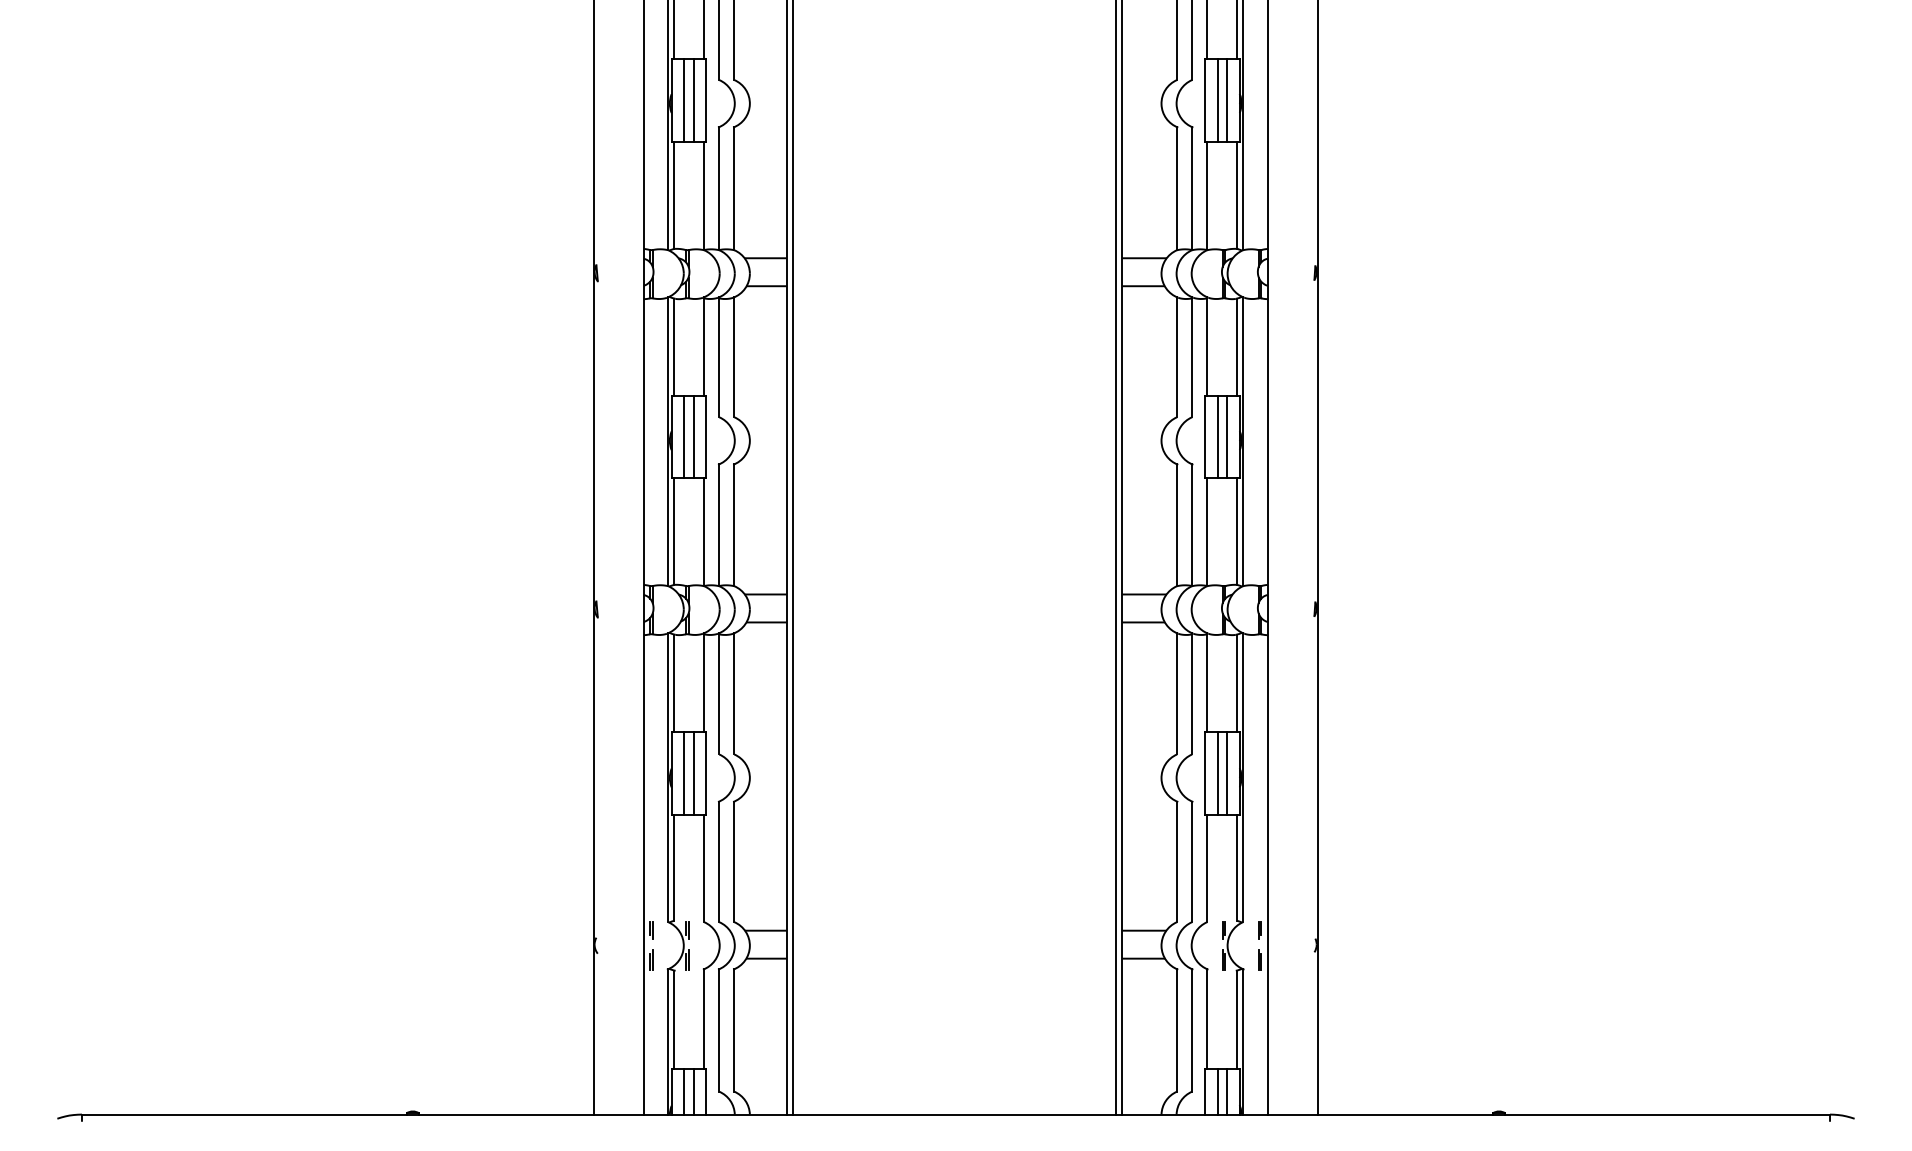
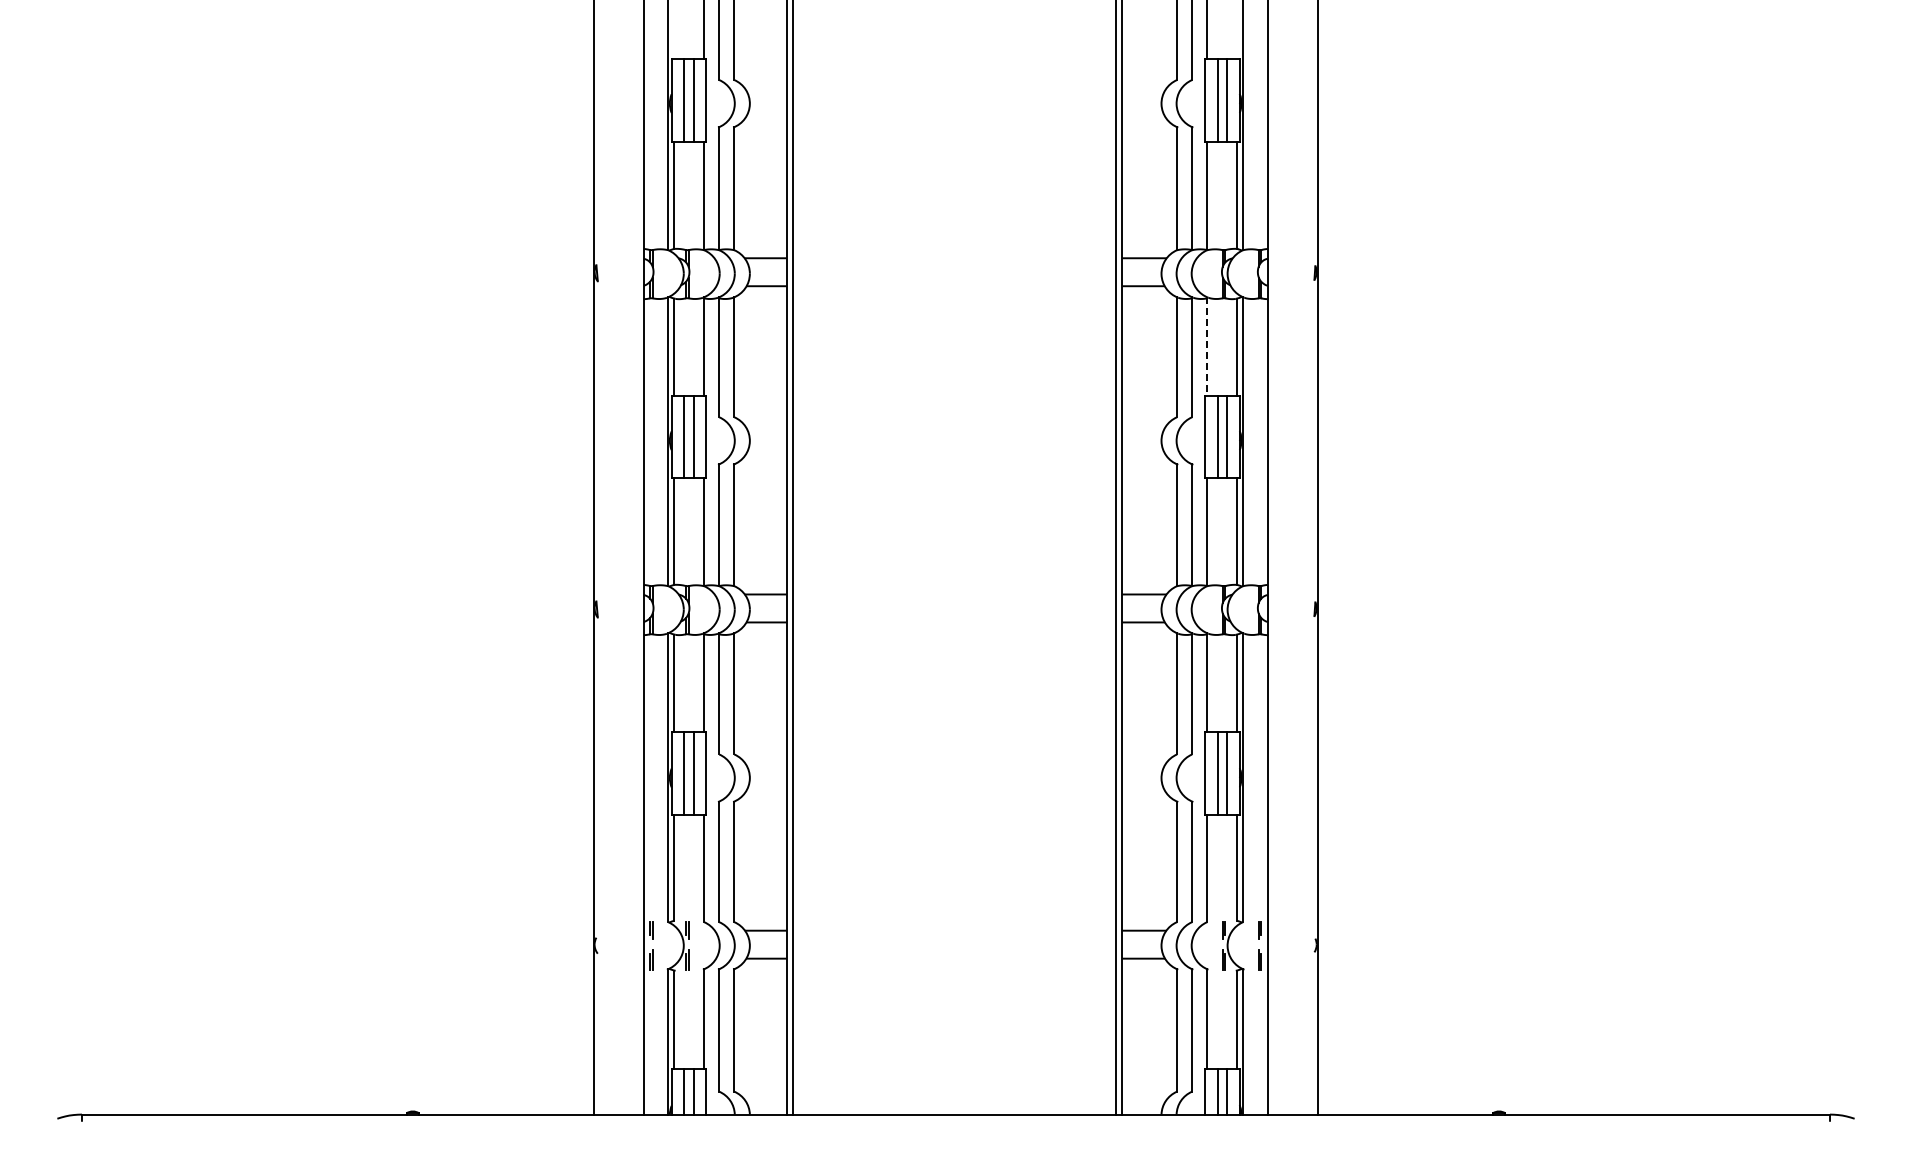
line: present -> none (674, 30)
line: present -> none (1237, 30)
line: solid -> dashed (1207, 346)
